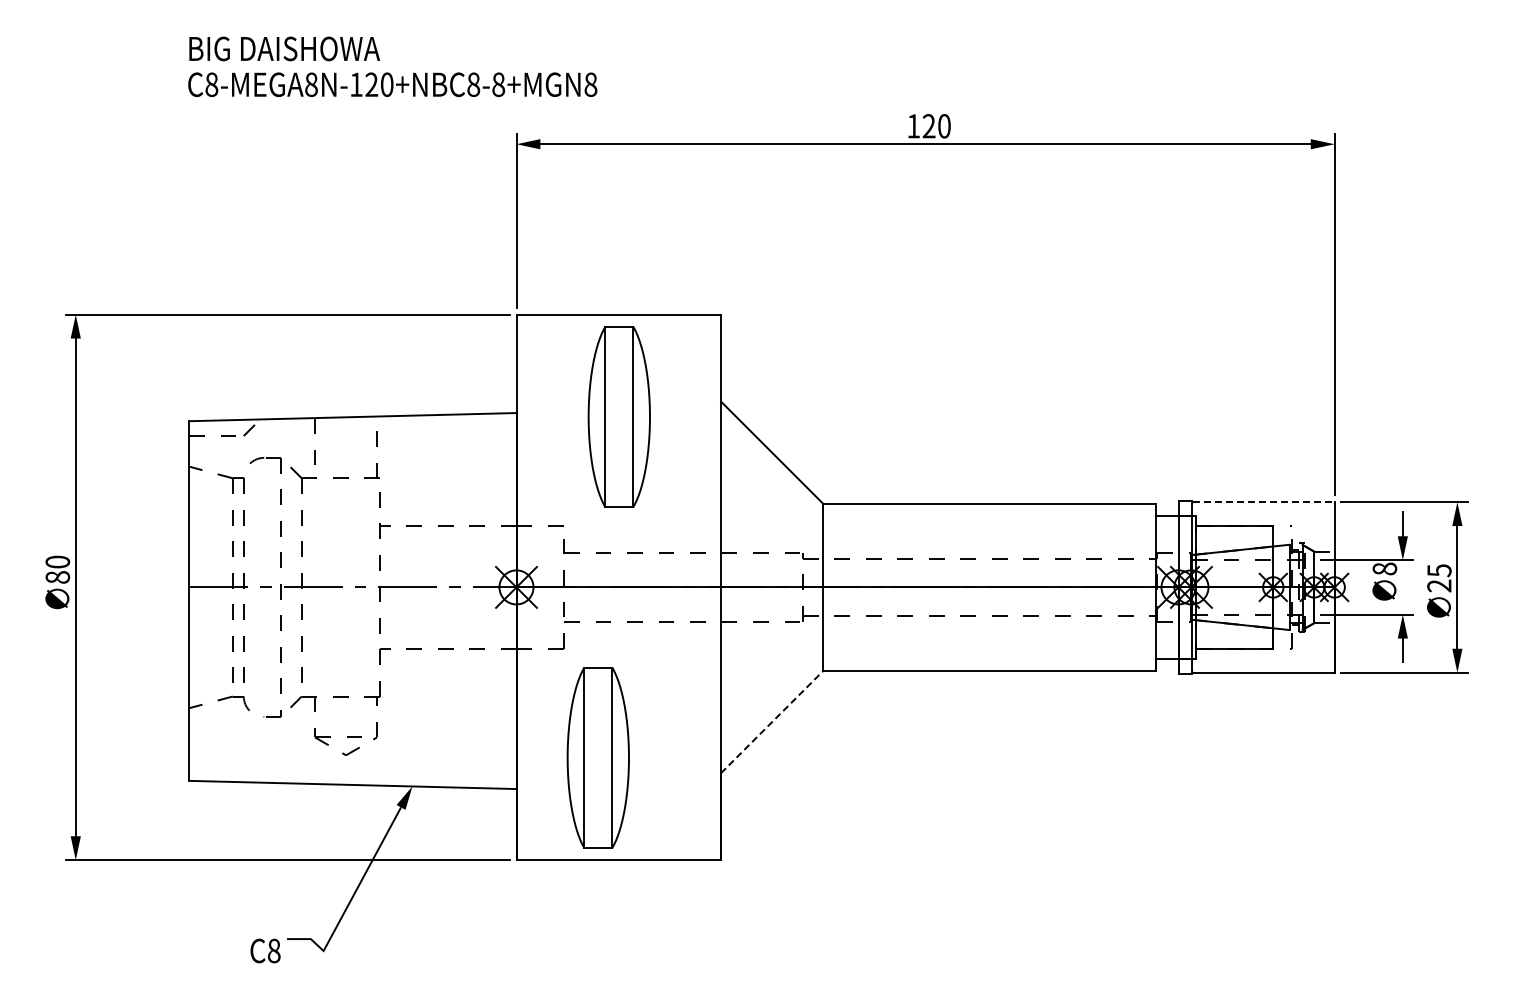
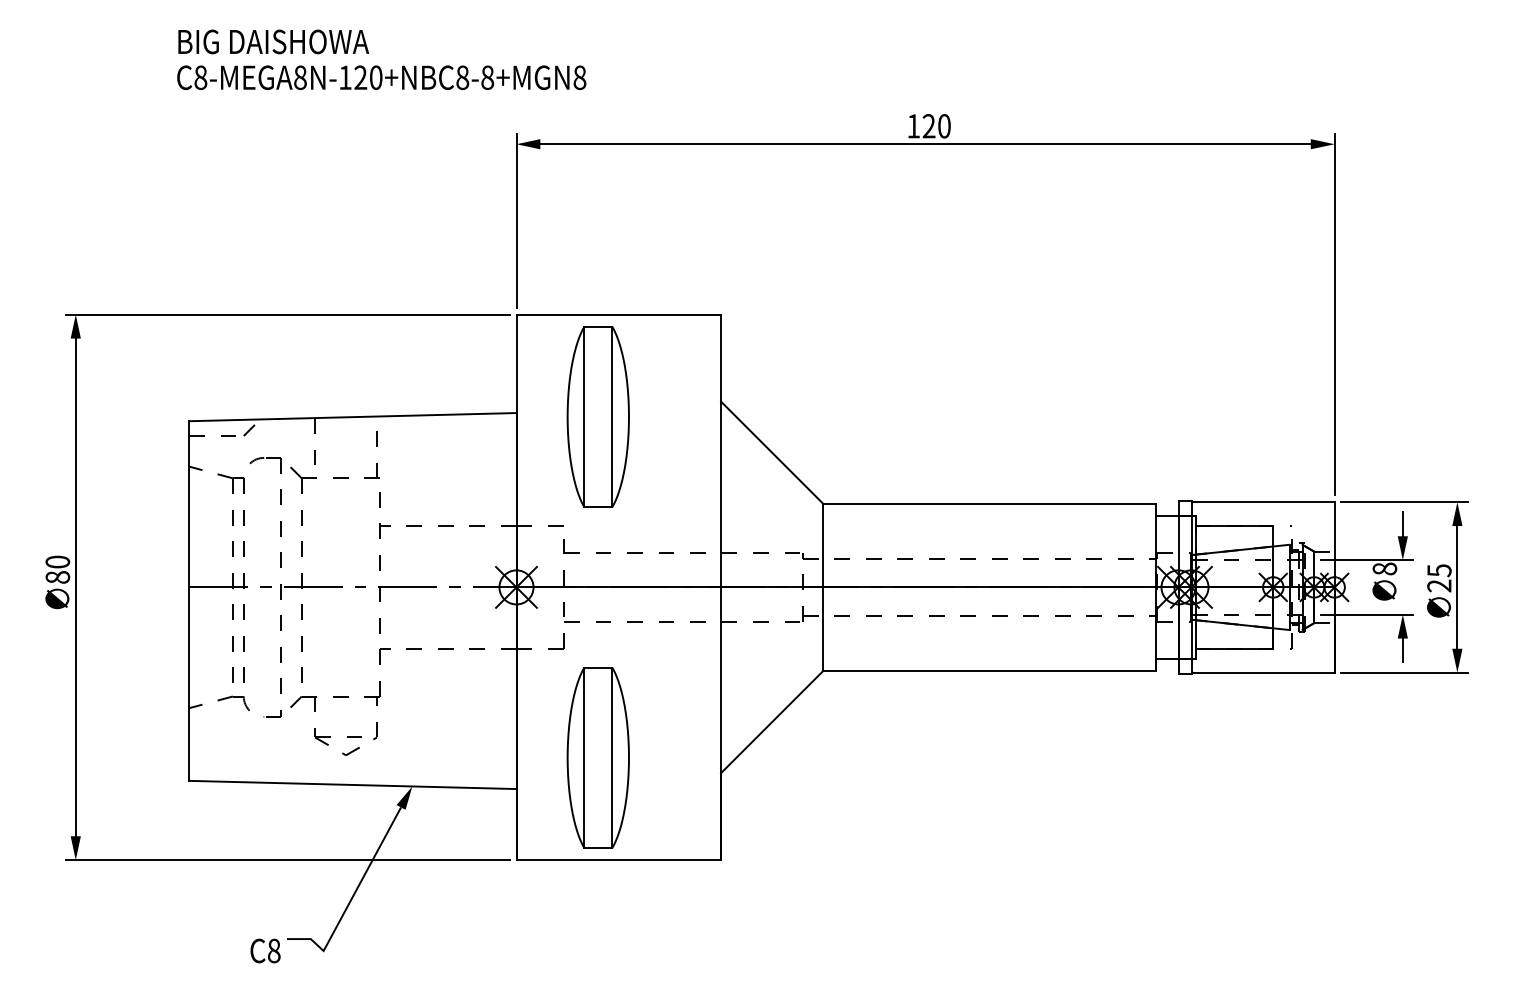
text position: (392, 66) -> (381, 59) (381, 59)
part position: (618, 416) -> (597, 416) (597, 416)
line: dashed -> solid (1263, 502)
line: dashed -> solid (772, 721)
